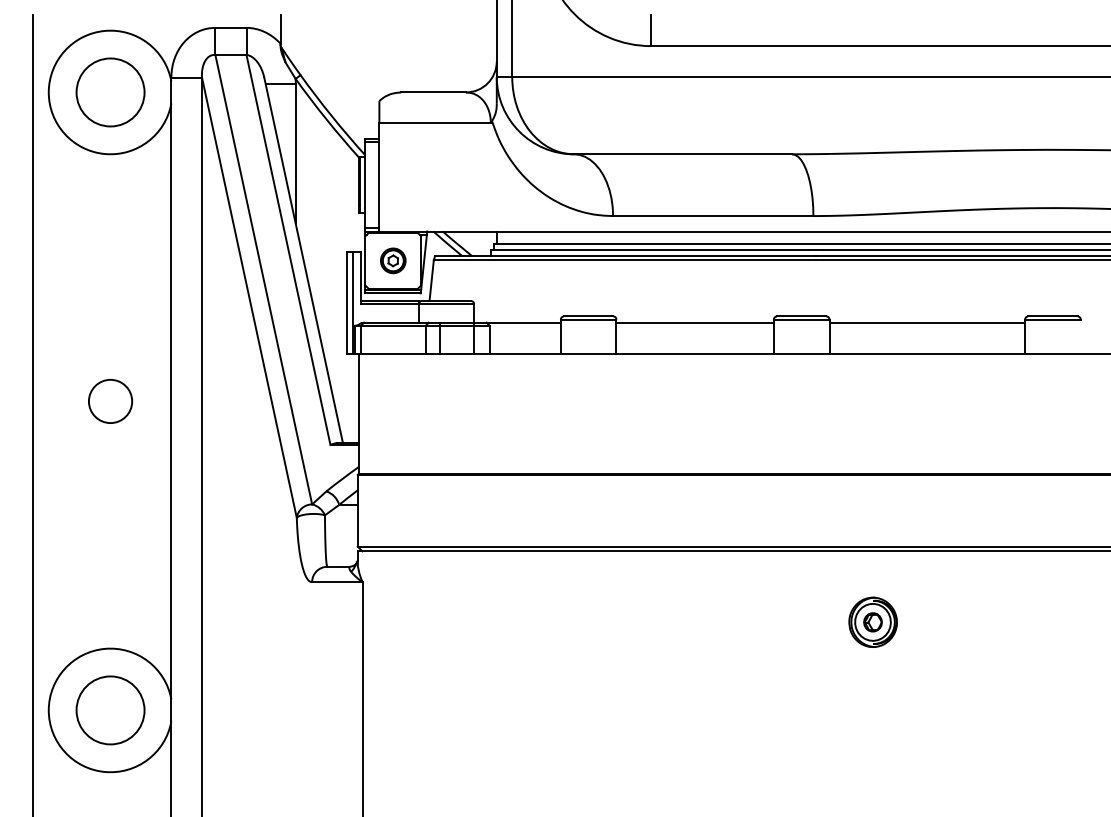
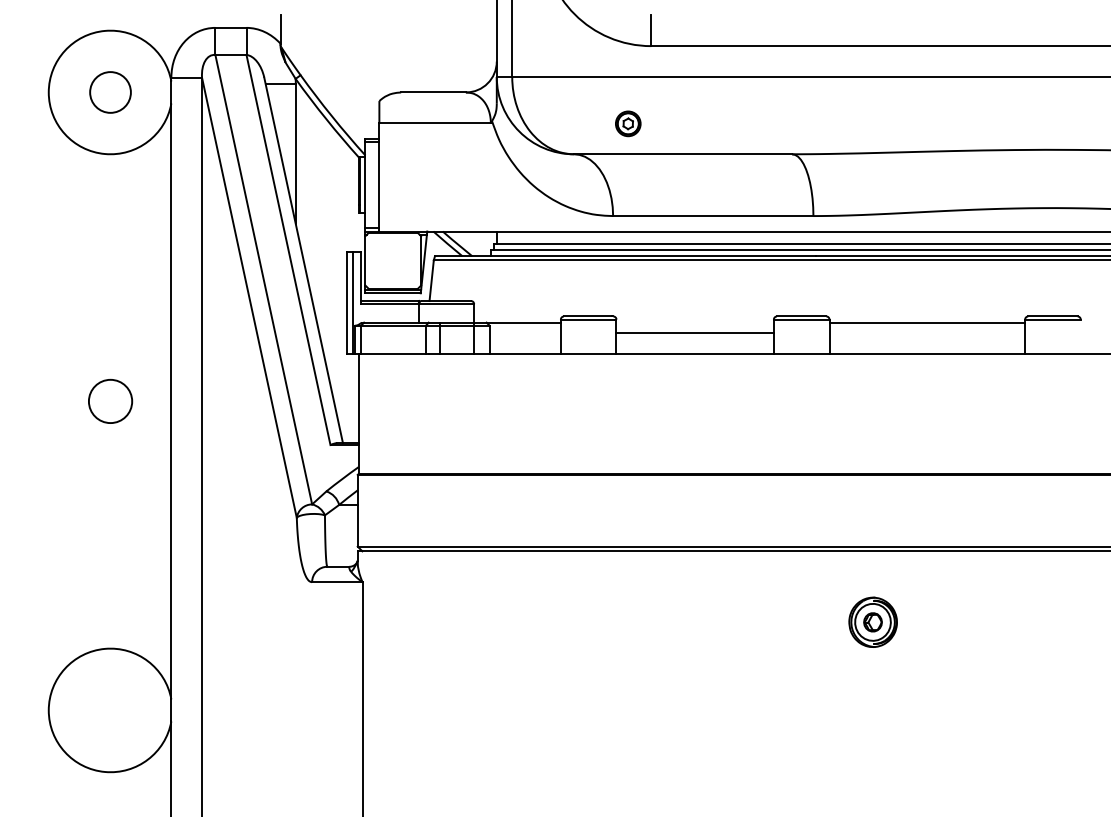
circle size: 71x71 px -> 43x43 px (110, 92)
part position: (393, 260) -> (628, 123) (628, 123)
line position: (694, 322) -> (694, 332) (694, 332)
line: present -> none (33, 414)
circle: present -> none (110, 710)
